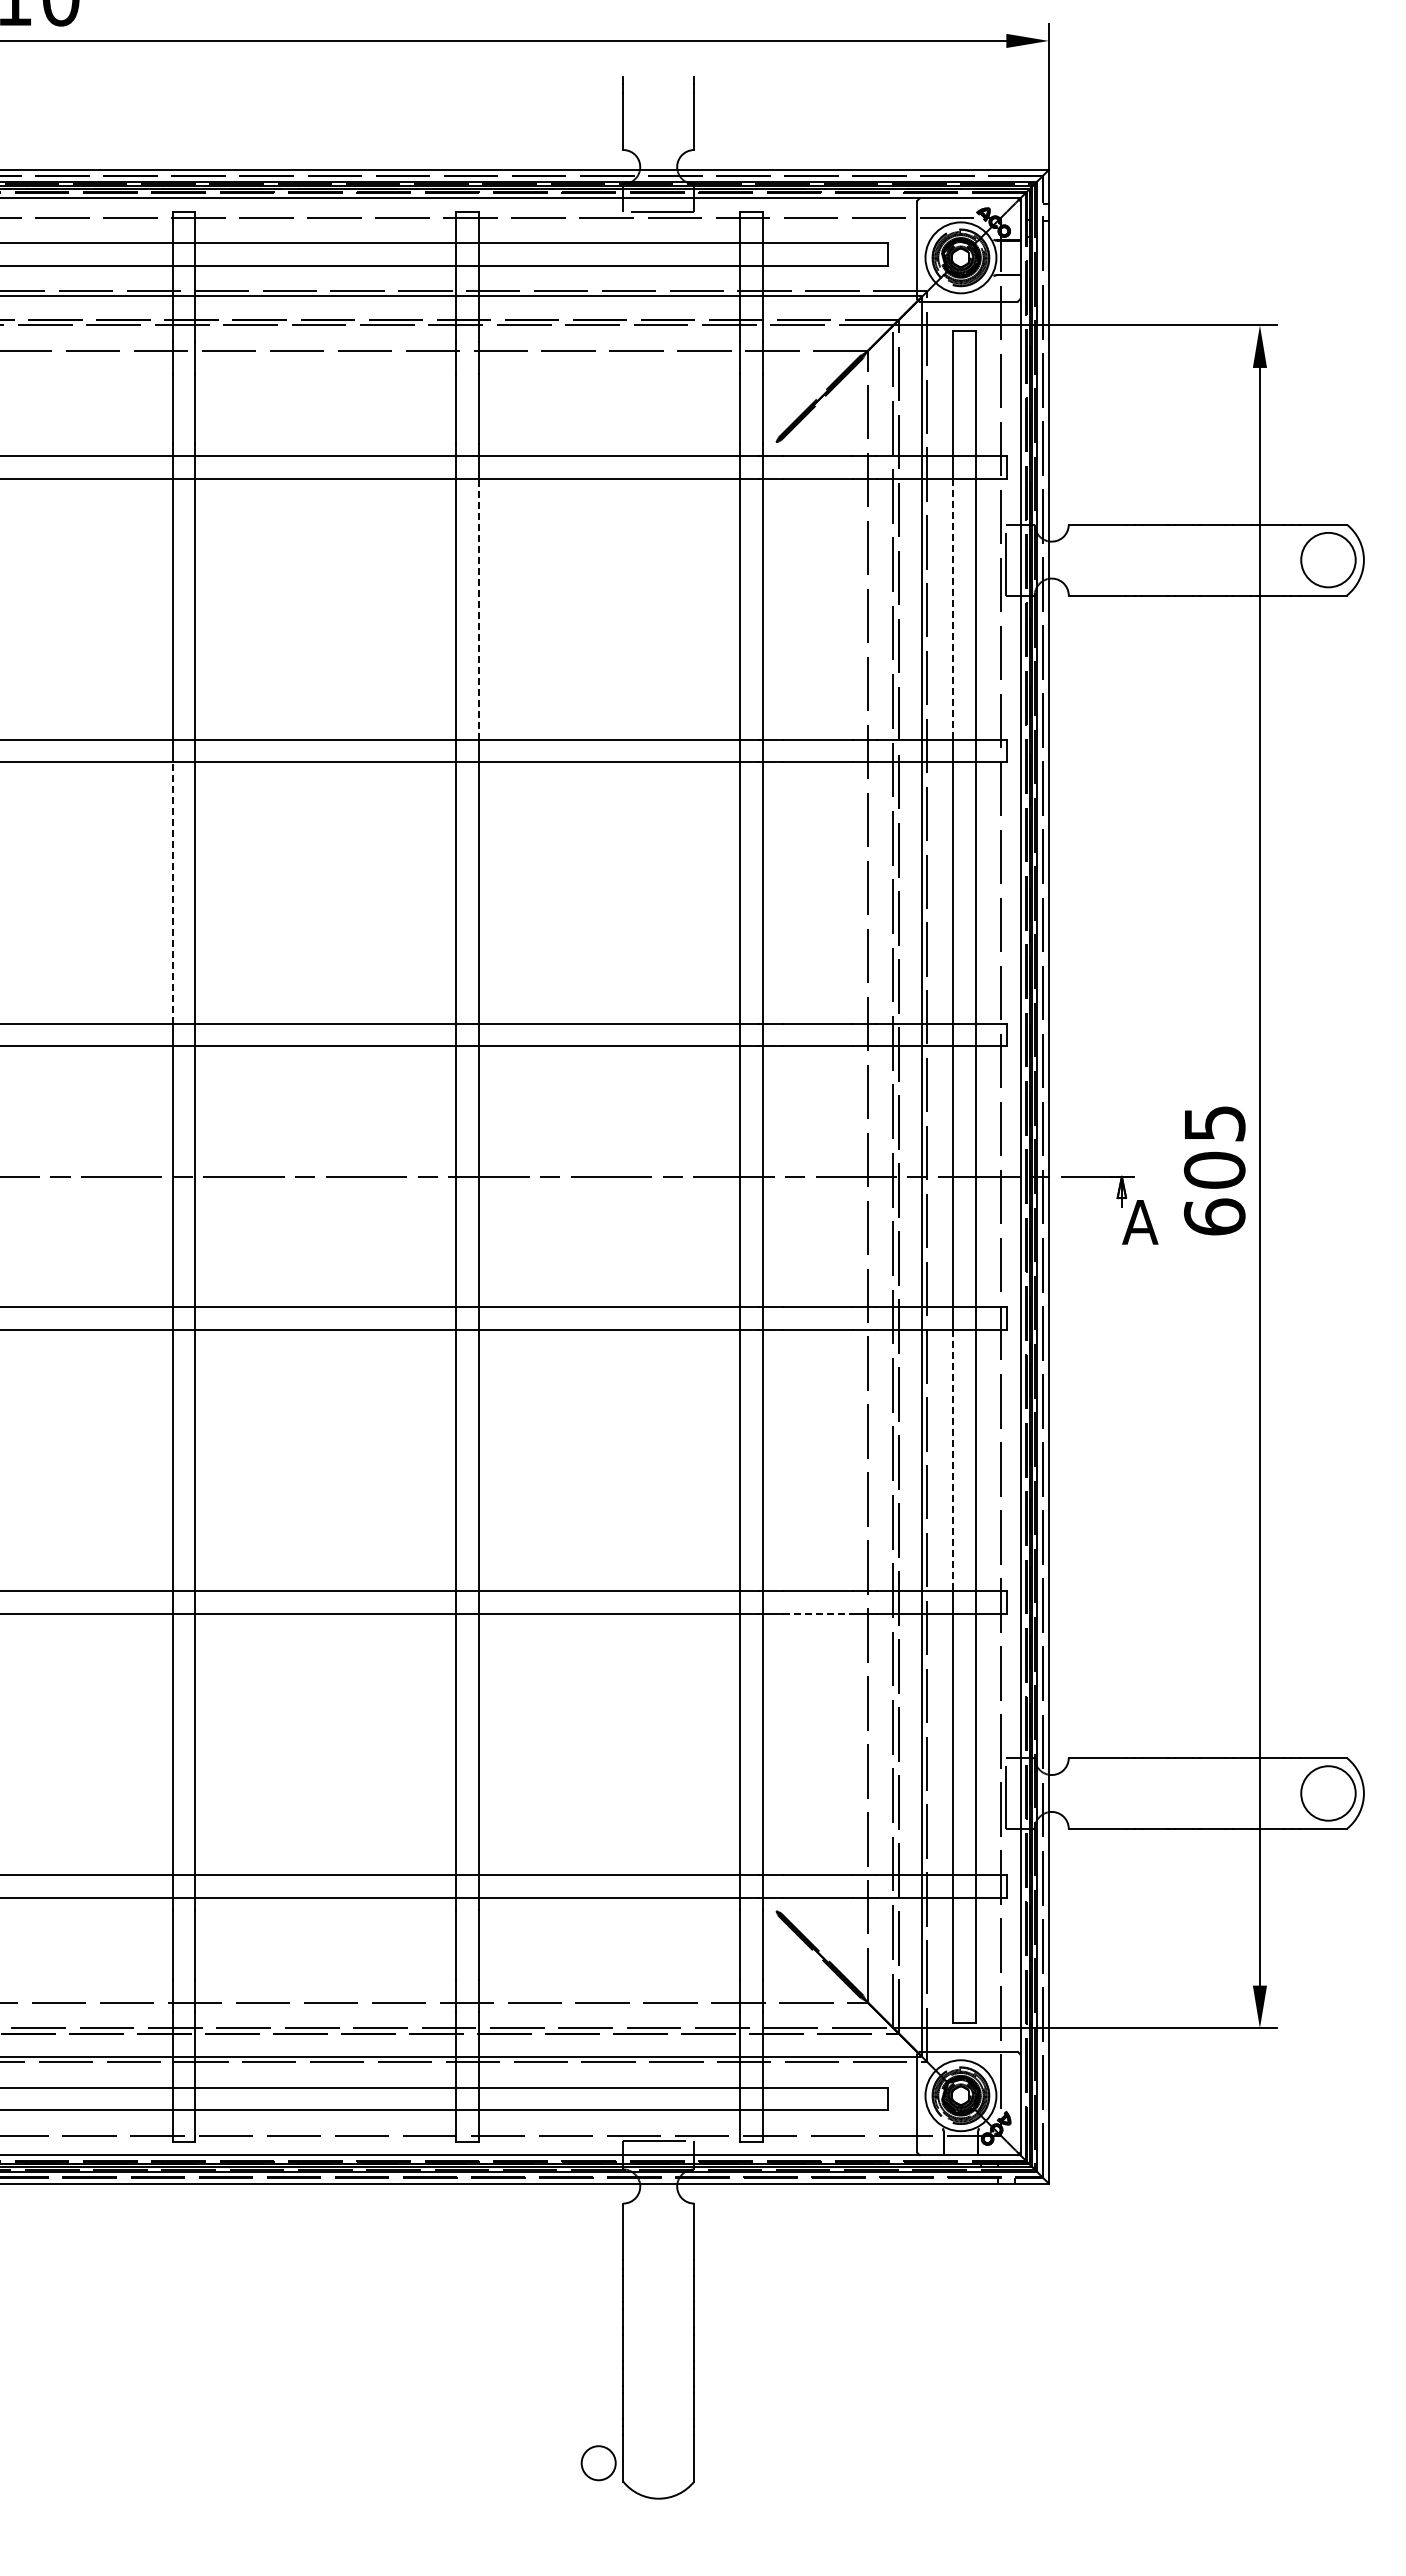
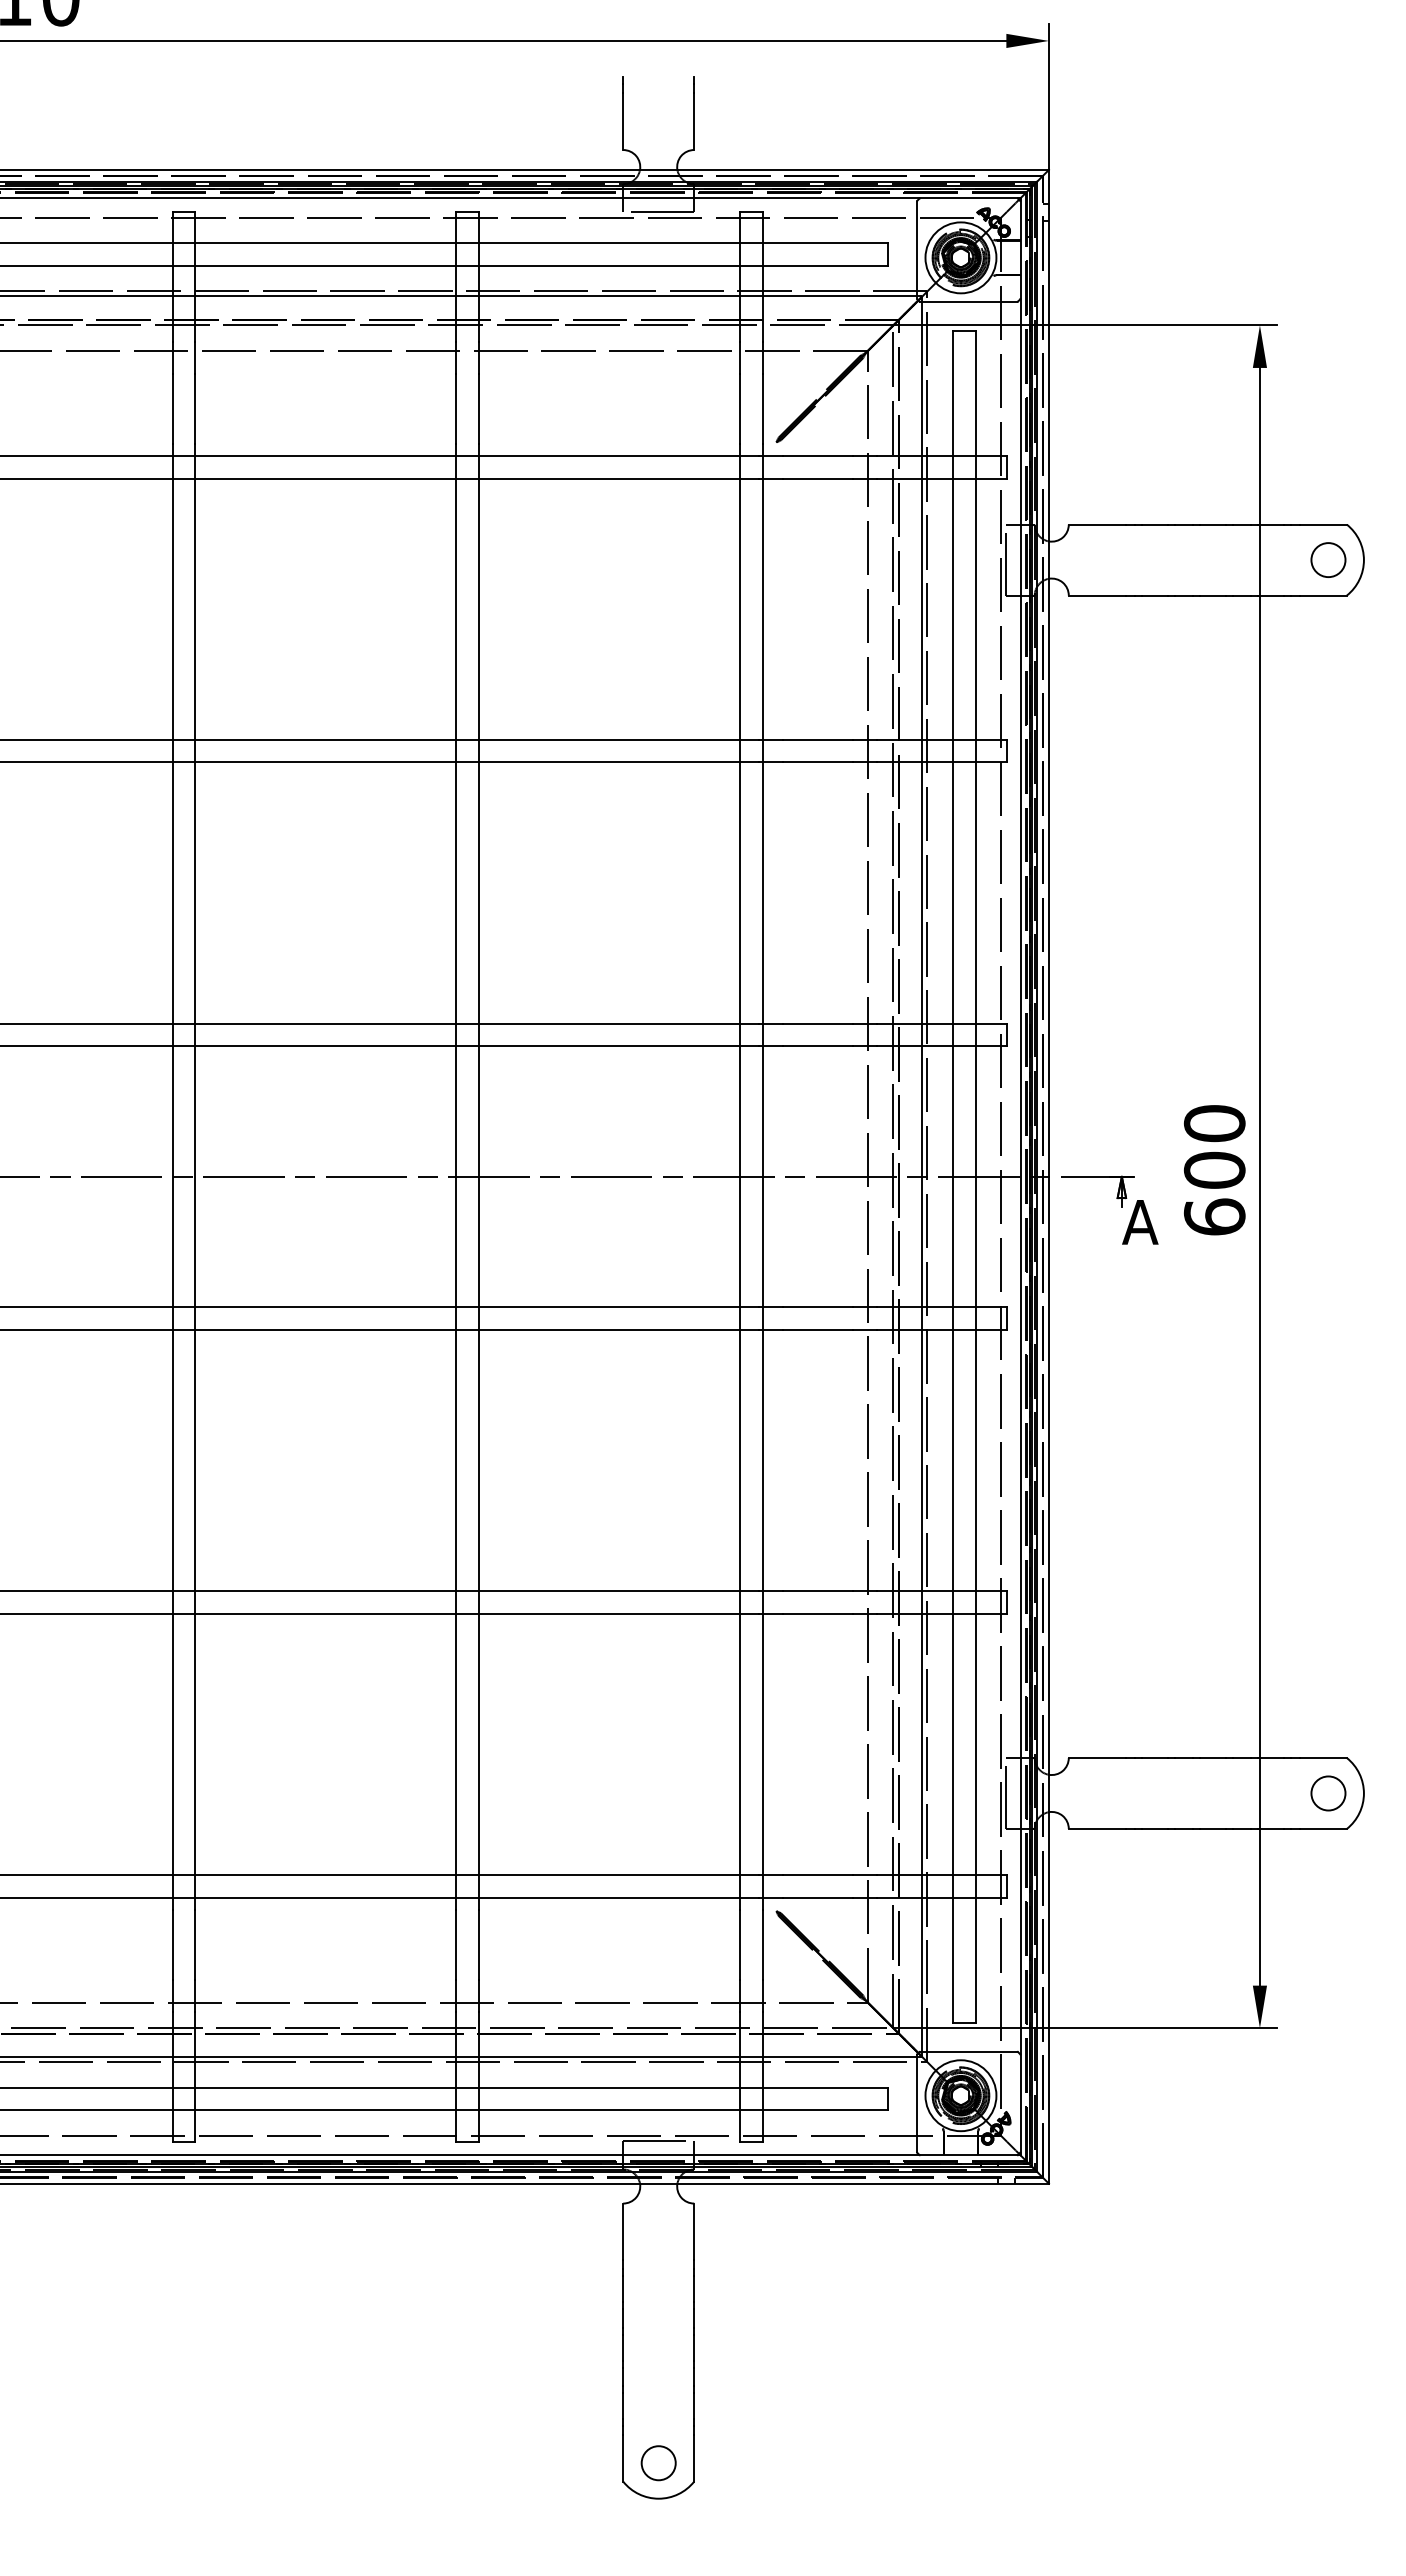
circle diameter: 54 px -> 34 px (1328, 560)
line: dashed -> solid (479, 609)
line: dashed -> solid (953, 609)
line: dashed -> solid (172, 893)
text: 605 -> 600 (1214, 1123)
line: dashed -> solid (953, 1460)
line: dashed -> solid (818, 1613)
circle diameter: 54 px -> 34 px (1328, 1793)
circle position: (598, 2463) -> (658, 2463) (658, 2463)
